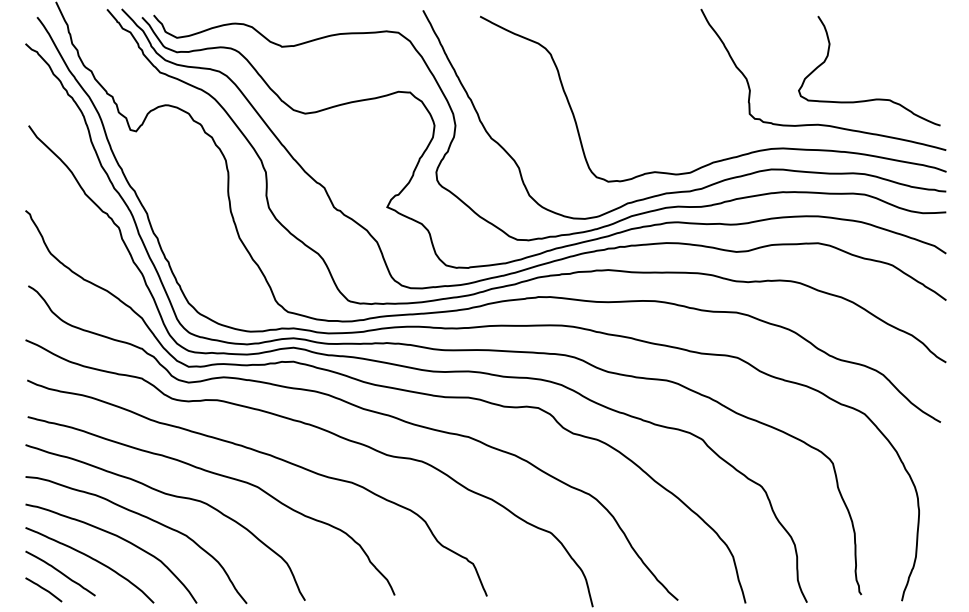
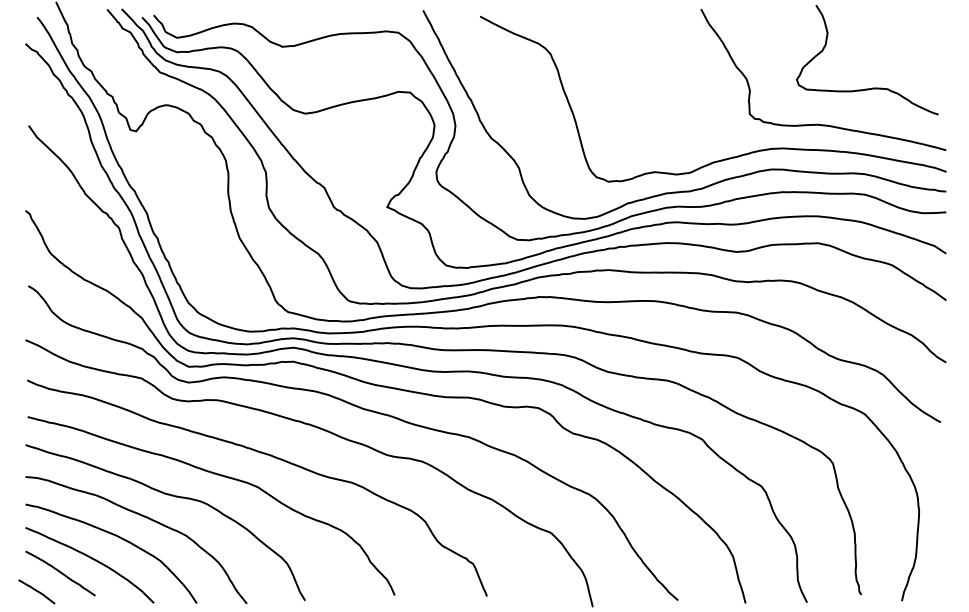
curve position: (874, 98) -> (872, 87) (872, 87)
curve position: (43, 589) -> (36, 591) (36, 591)
